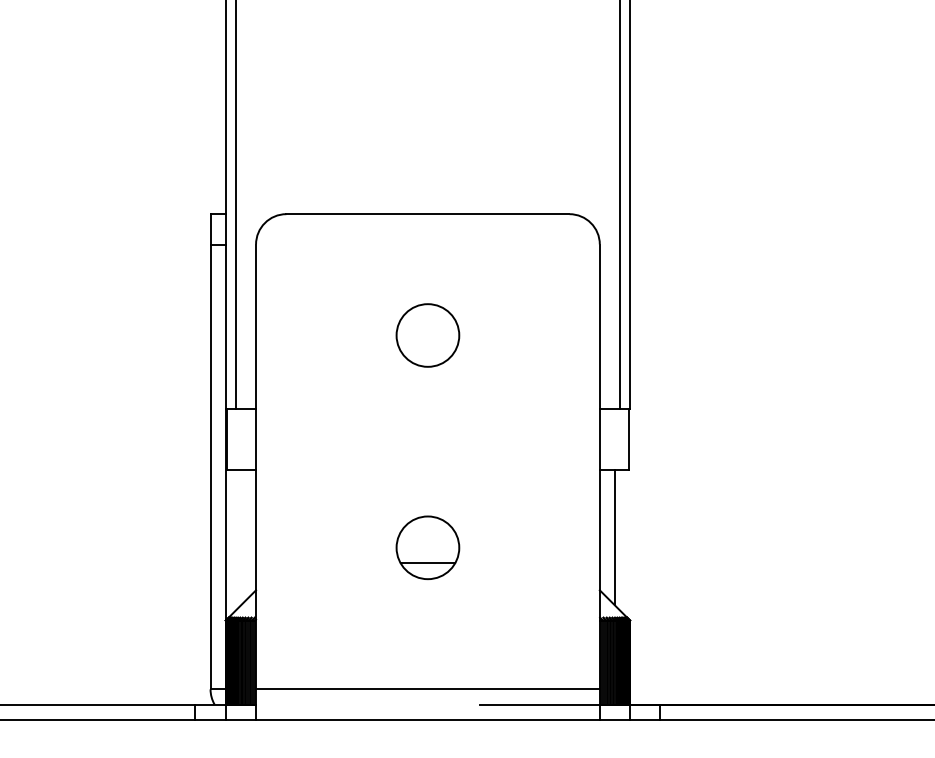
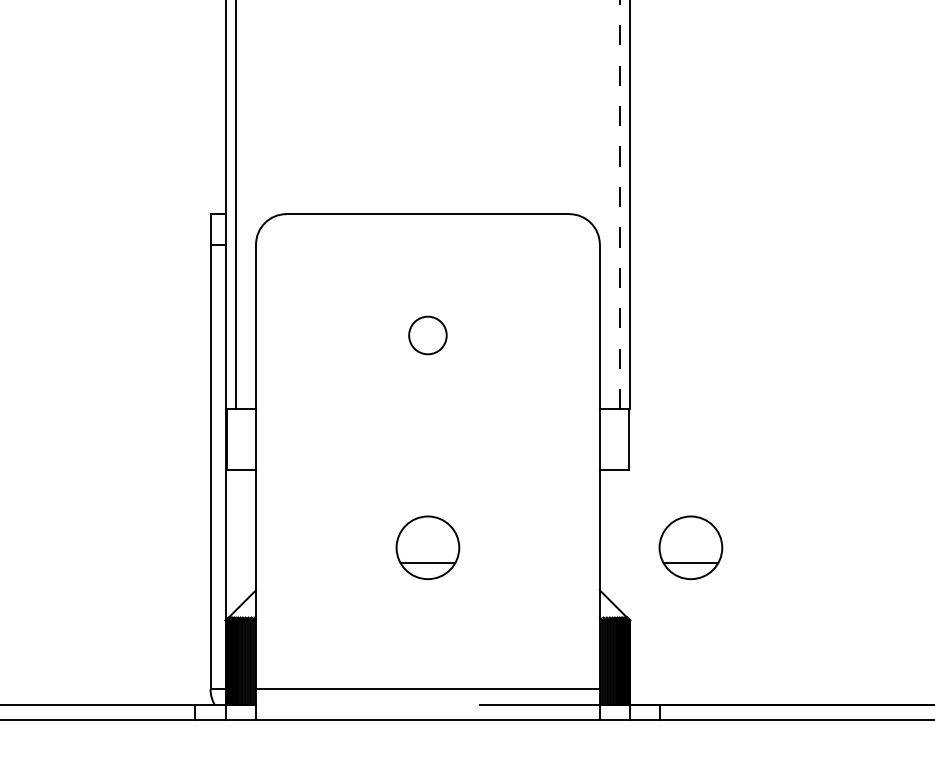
line: solid -> dashed (620, 204)
circle diameter: 63 px -> 38 px (427, 335)
line: present -> none (614, 537)
part: none -> present (690, 547)
